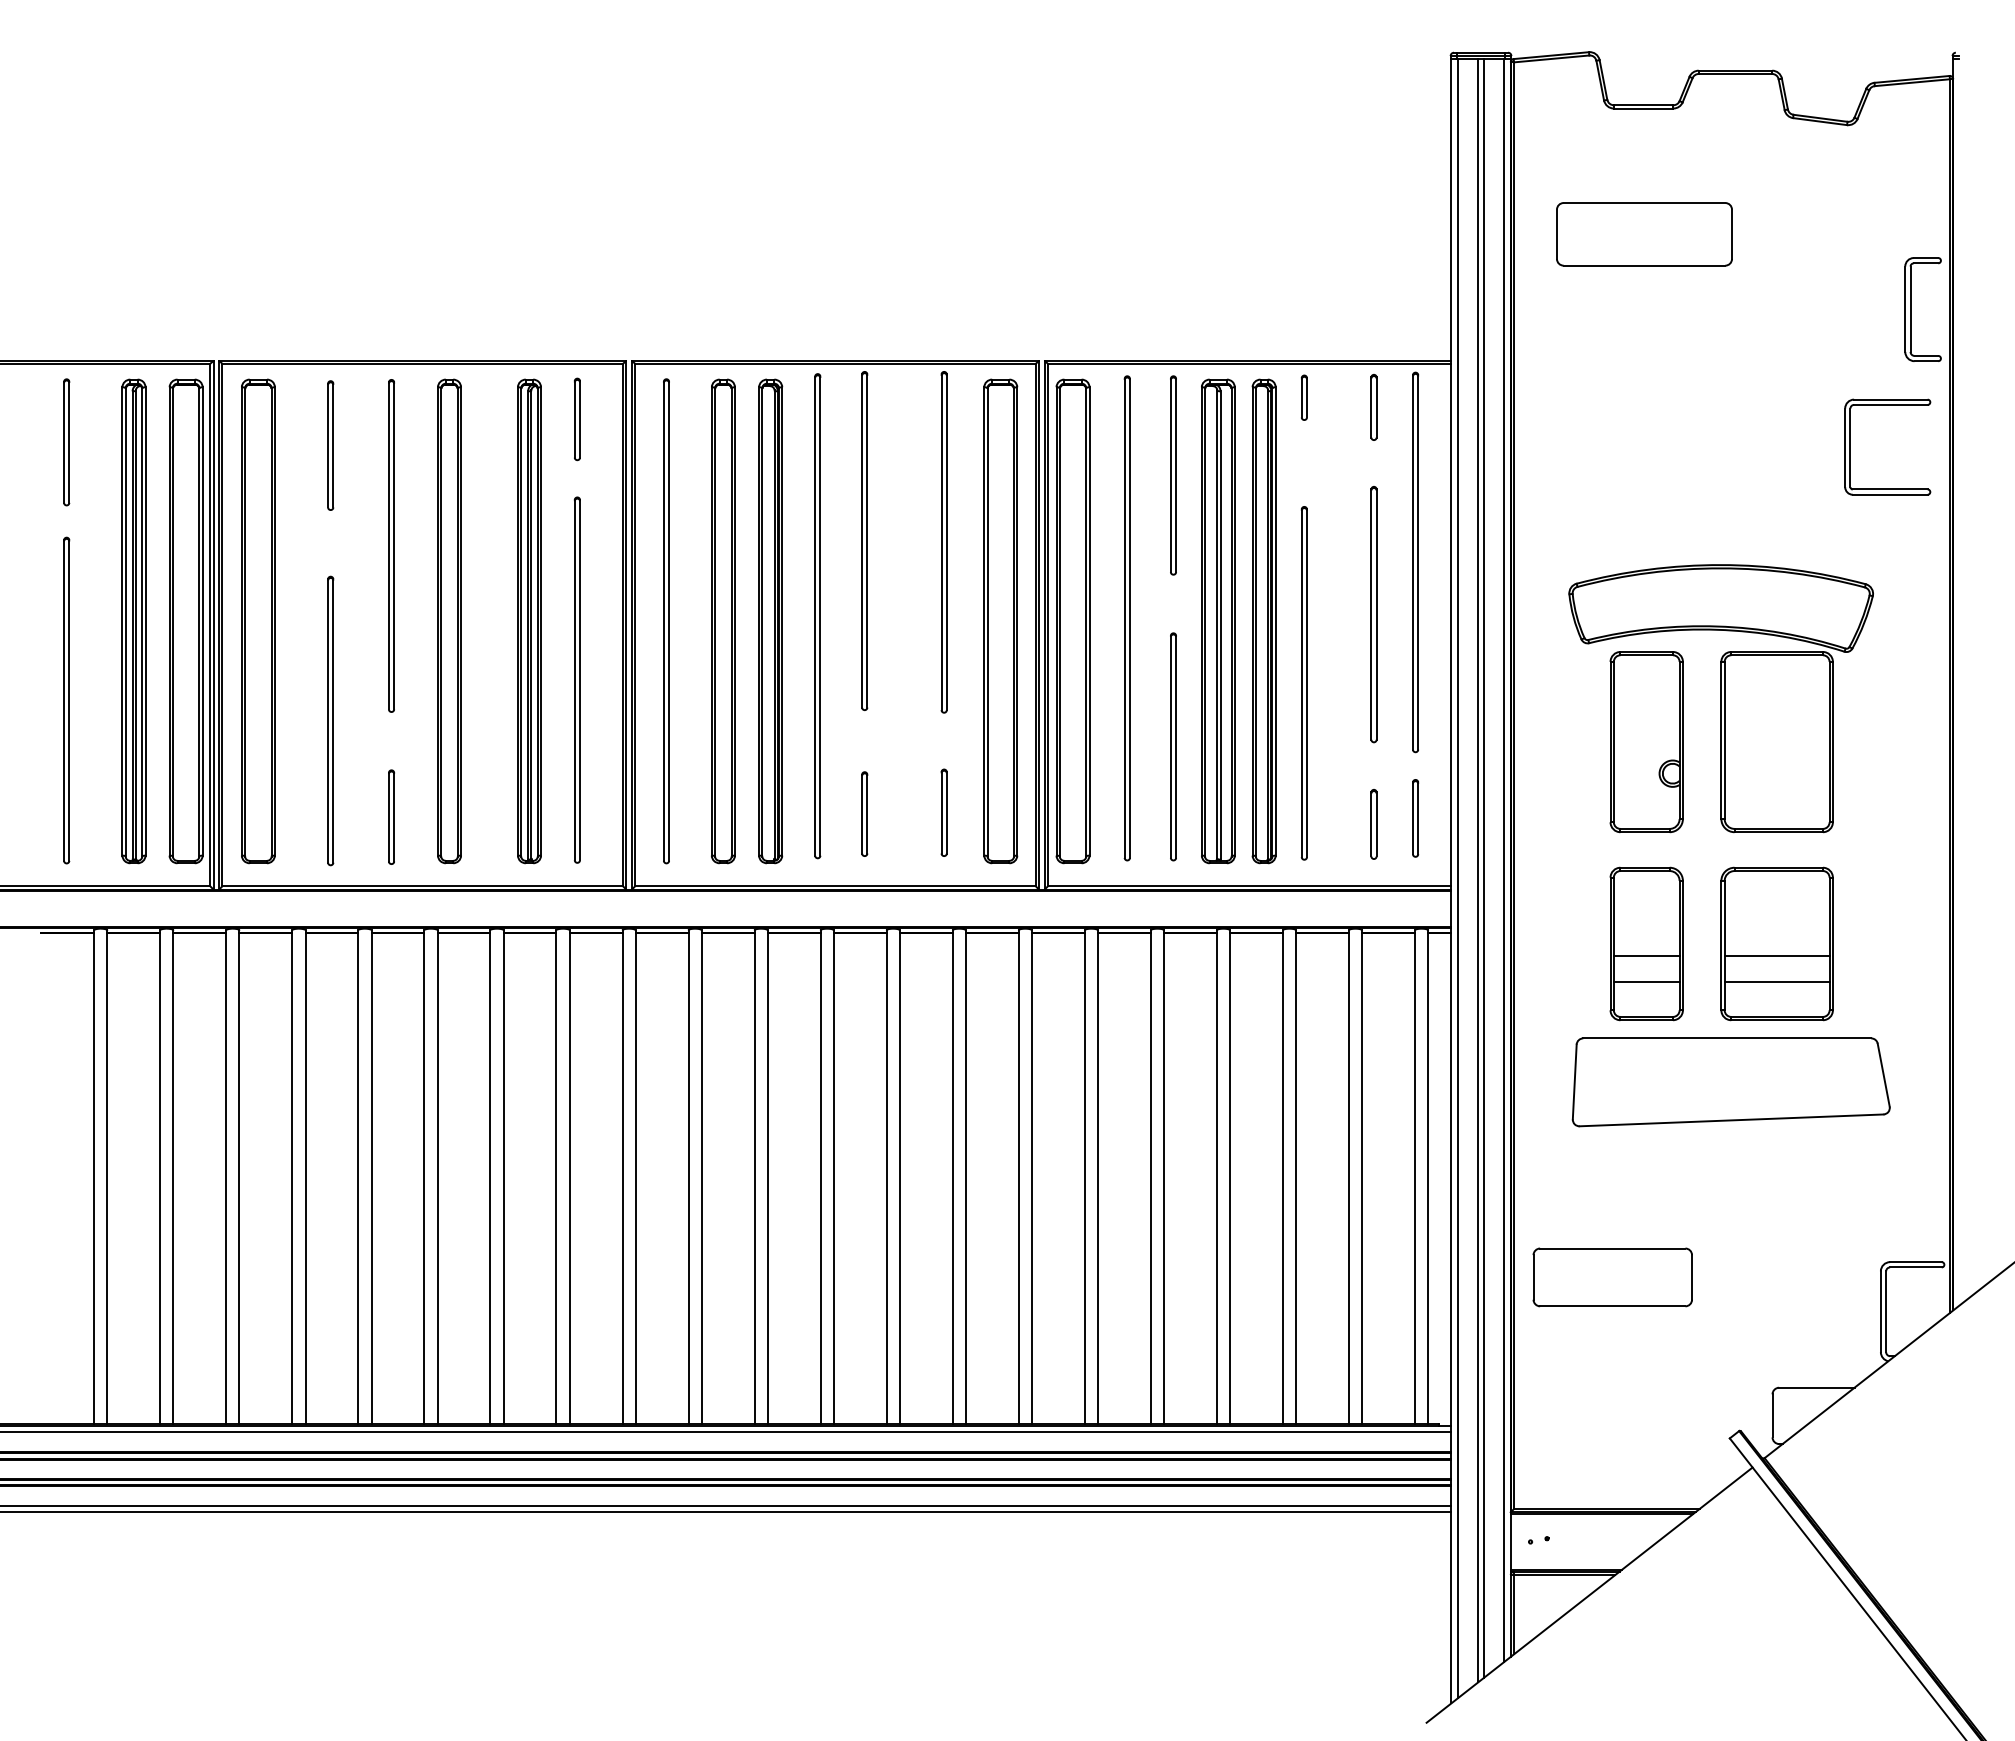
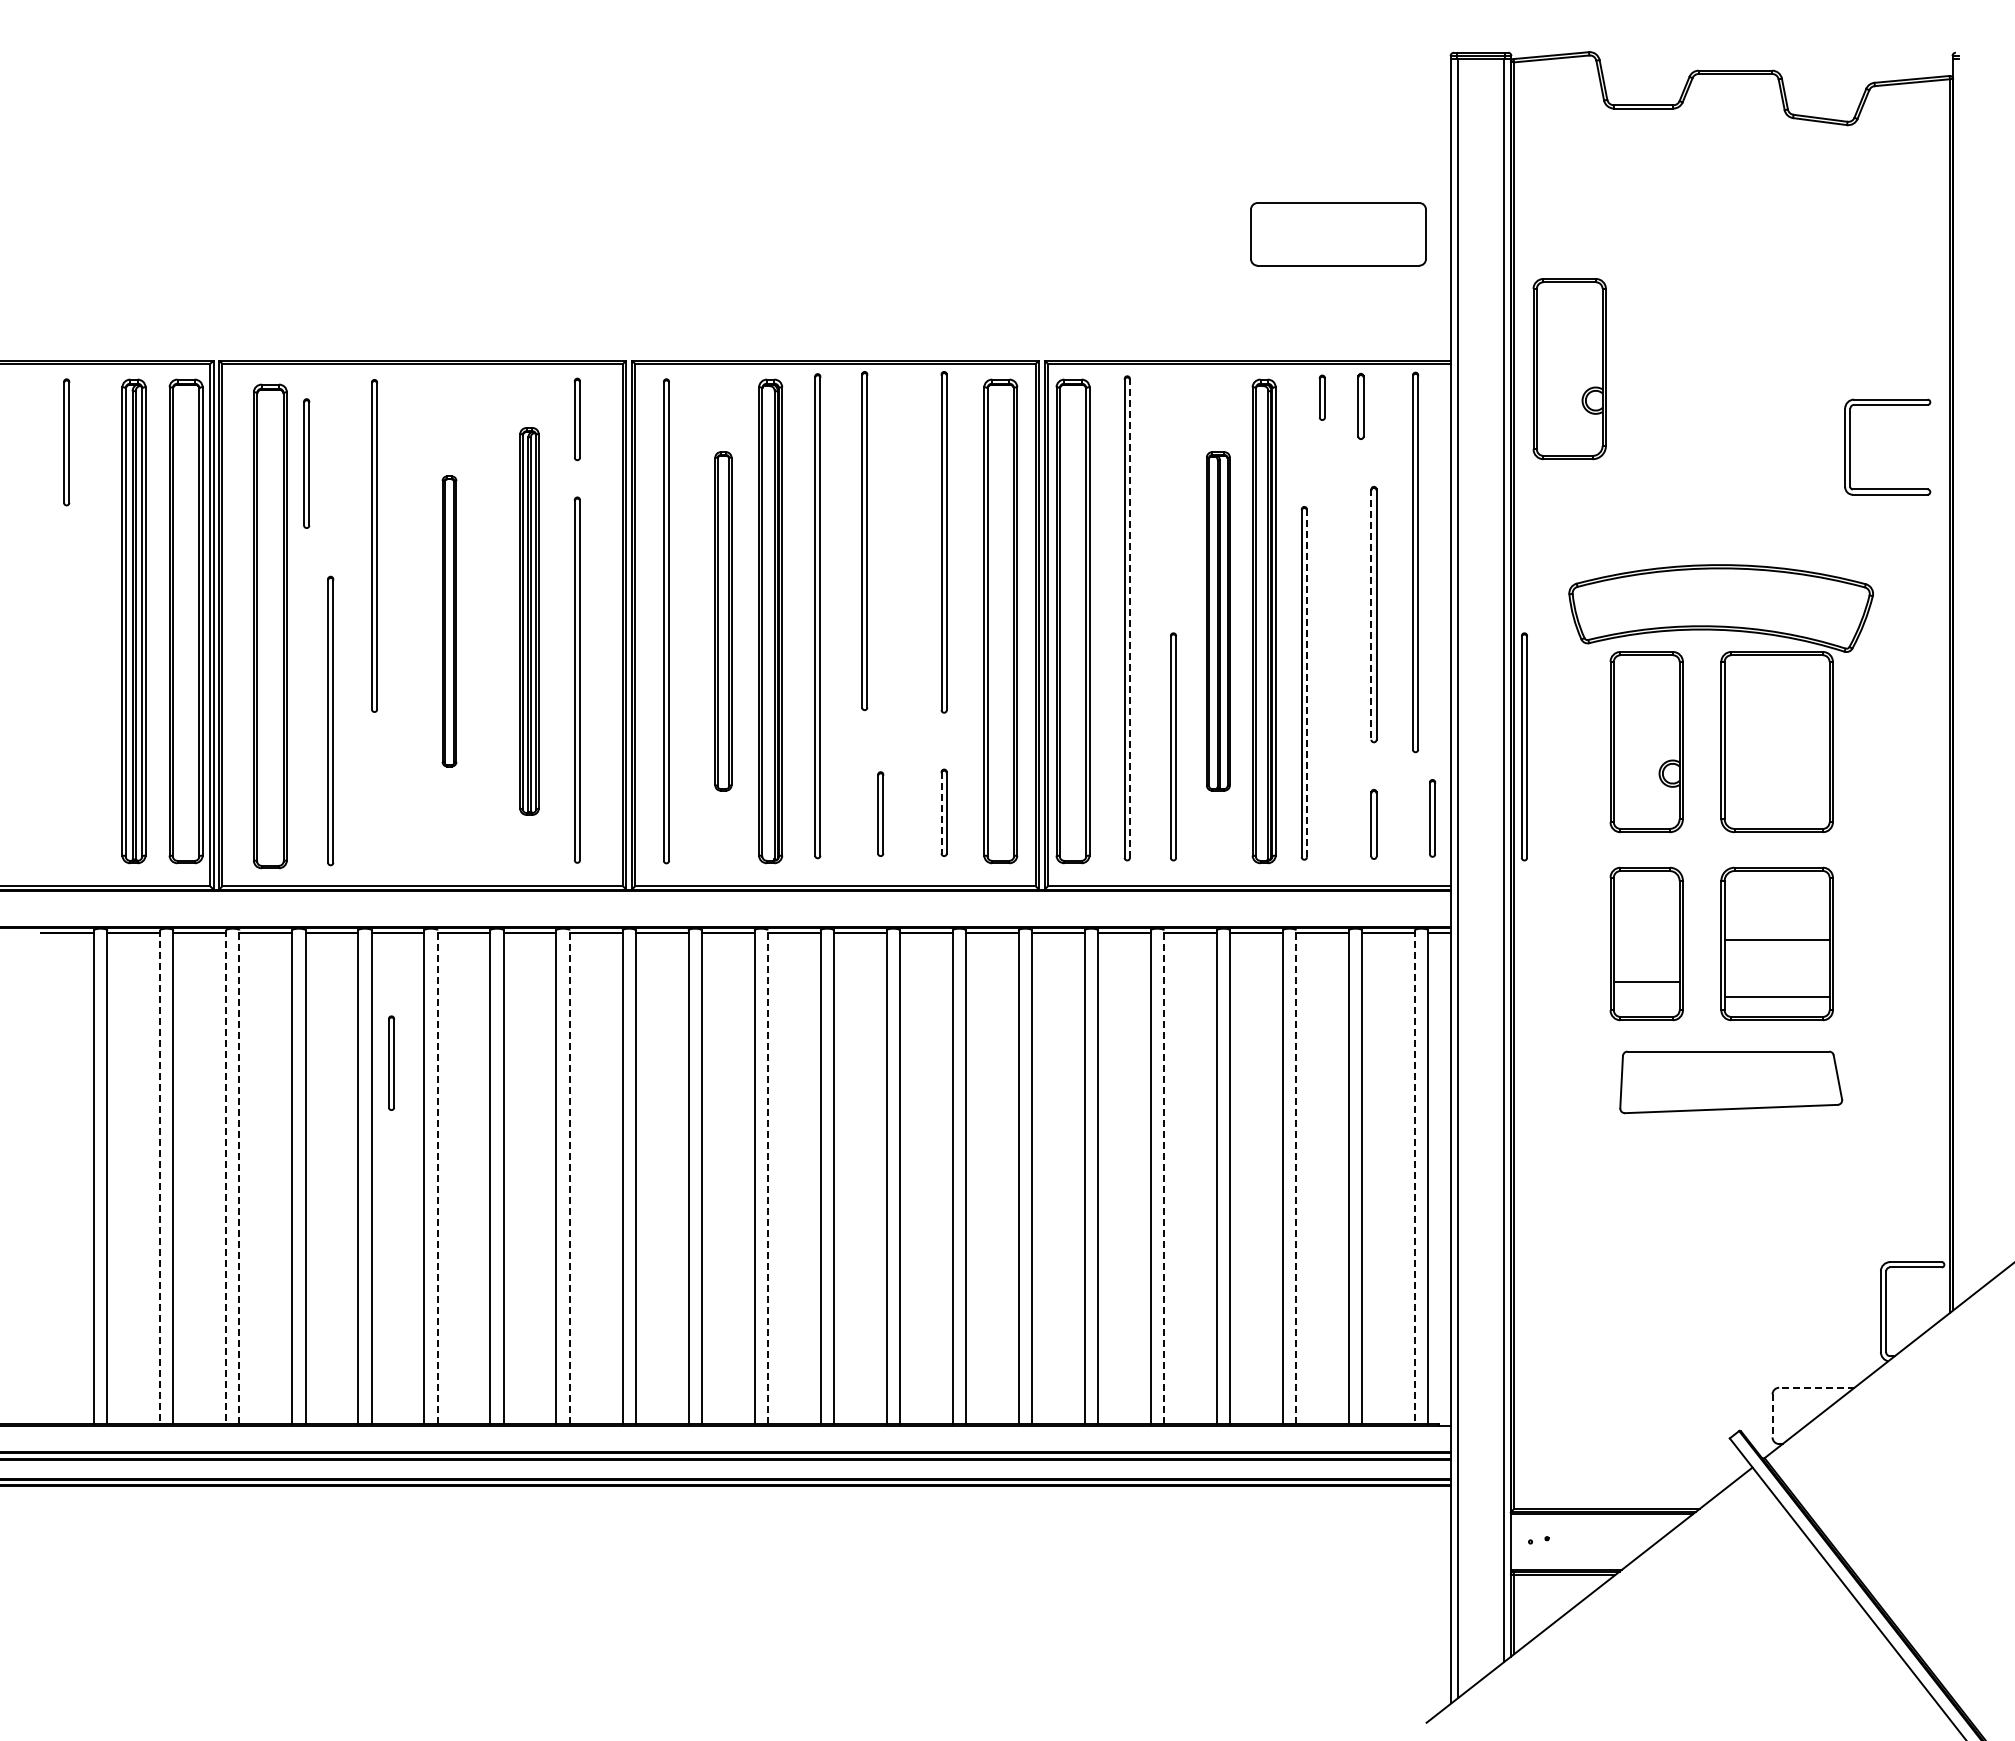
part position: (1644, 234) -> (1338, 234) (1338, 234)
part: present -> none (1911, 309)
part: none -> present (1569, 369)
part position: (1303, 397) -> (1321, 397) (1321, 397)
part position: (1373, 407) -> (1360, 406) (1360, 406)
part position: (330, 445) -> (306, 463) (306, 463)
part: present -> none (1173, 475)
part position: (391, 545) -> (374, 545) (374, 545)
line: solid -> dashed (1371, 615)
line: solid -> dashed (1129, 618)
part position: (258, 621) -> (270, 626) (270, 626)
part size: 25x487 px -> 17x293 px (449, 621)
part size: 25x487 px -> 21x389 px (529, 621)
part size: 25x487 px -> 19x341 px (723, 621)
part size: 35x487 px -> 25x341 px (1218, 621)
line: solid -> dashed (1307, 683)
part: present -> none (66, 700)
part: none -> present (1524, 746)
line: solid -> dashed (941, 812)
part position: (864, 813) -> (880, 813) (880, 813)
part position: (391, 816) -> (391, 1062) (391, 1062)
part position: (1415, 818) -> (1432, 818) (1432, 818)
line: present -> none (1483, 868)
line: present -> none (1478, 870)
line: present -> none (1646, 955)
line position: (1776, 955) -> (1776, 939) (1776, 939)
line position: (1776, 981) -> (1776, 996) (1776, 996)
part size: 320x91 px -> 225x65 px (1731, 1082)
line: solid -> dashed (160, 1177)
line: solid -> dashed (226, 1177)
line: solid -> dashed (239, 1177)
line: solid -> dashed (437, 1177)
line: solid -> dashed (569, 1177)
line: solid -> dashed (767, 1177)
line: solid -> dashed (1164, 1177)
line: solid -> dashed (1296, 1177)
line: solid -> dashed (1415, 1177)
part: present -> none (1612, 1277)
line: solid -> dashed (1816, 1387)
line: solid -> dashed (1772, 1415)
line: present -> none (726, 1431)
line: present -> none (726, 1505)
line: present -> none (726, 1512)
